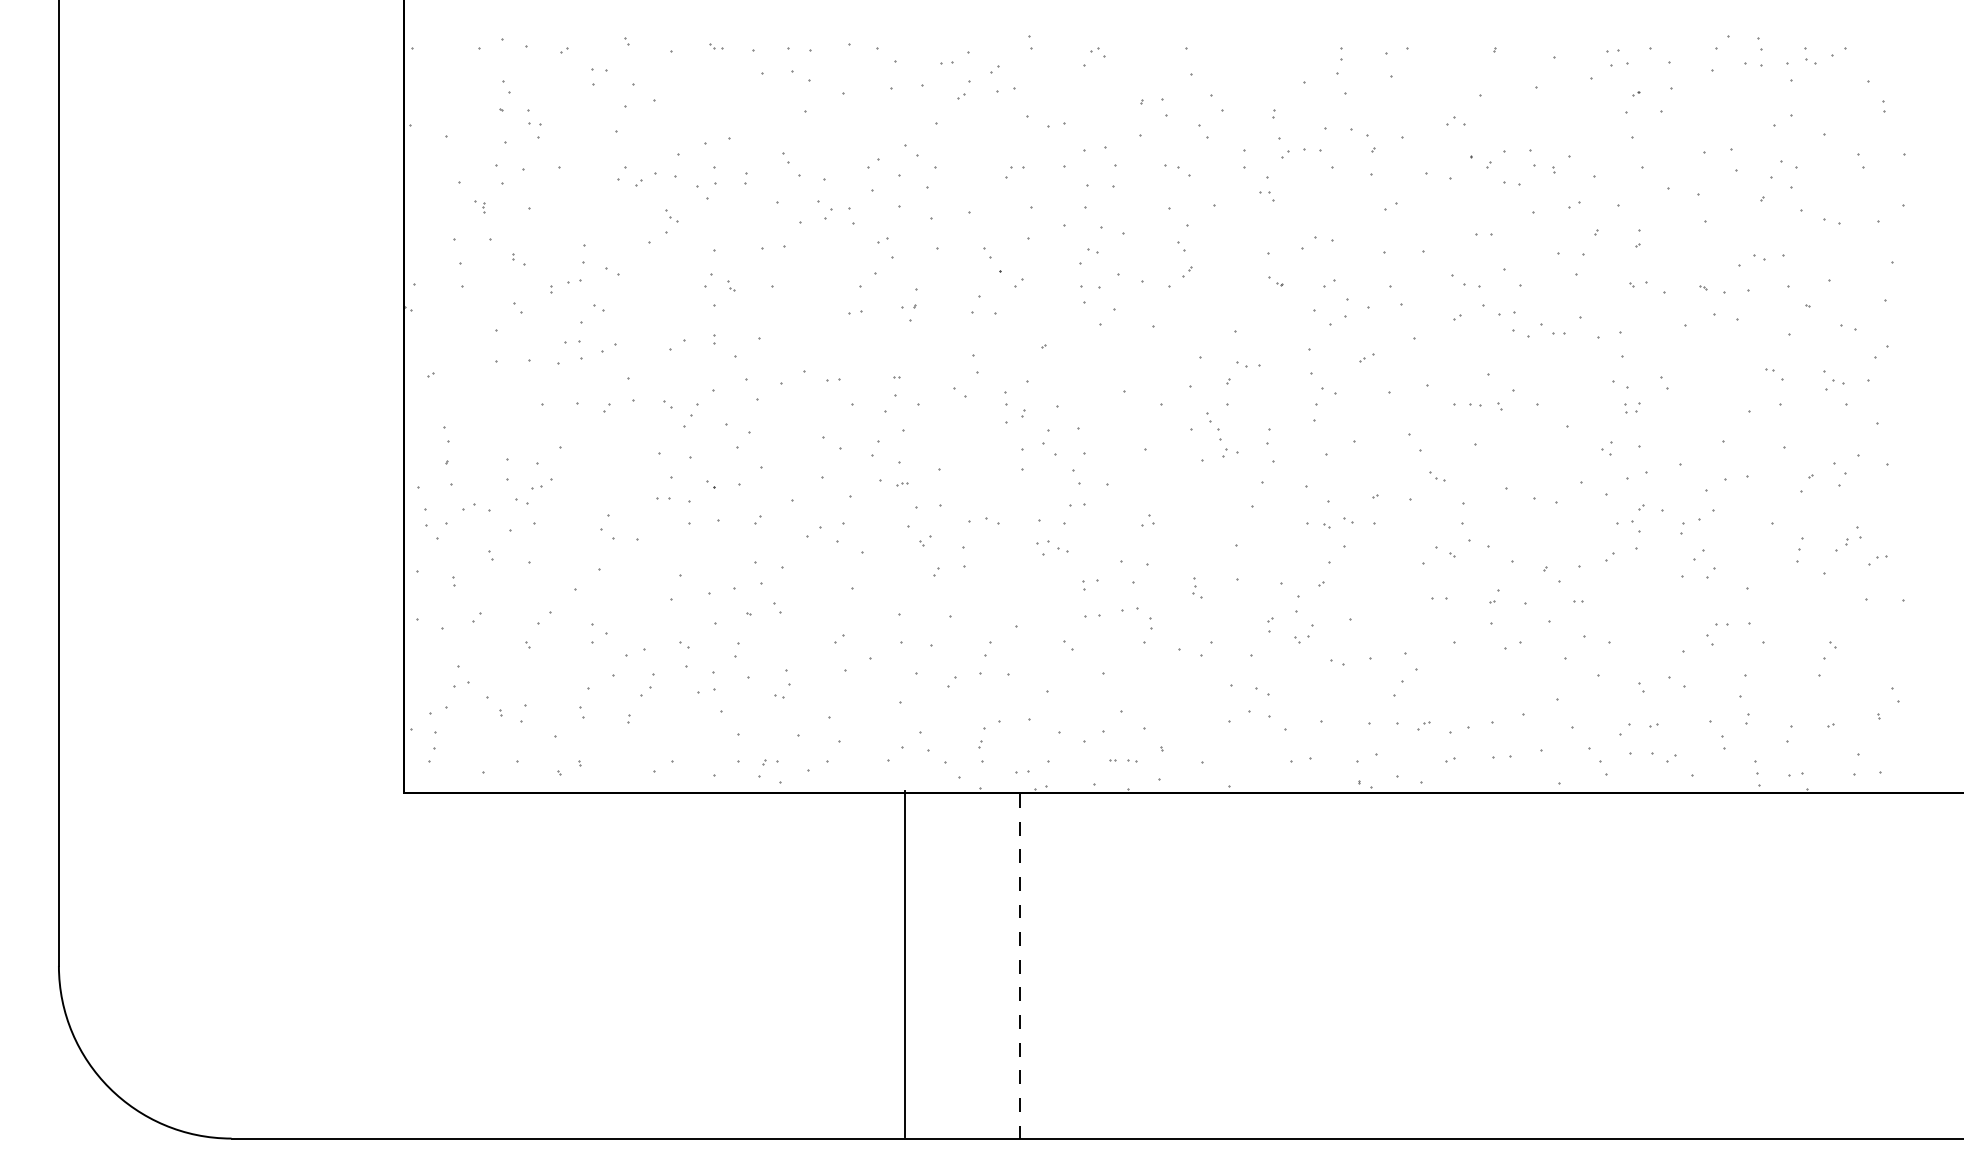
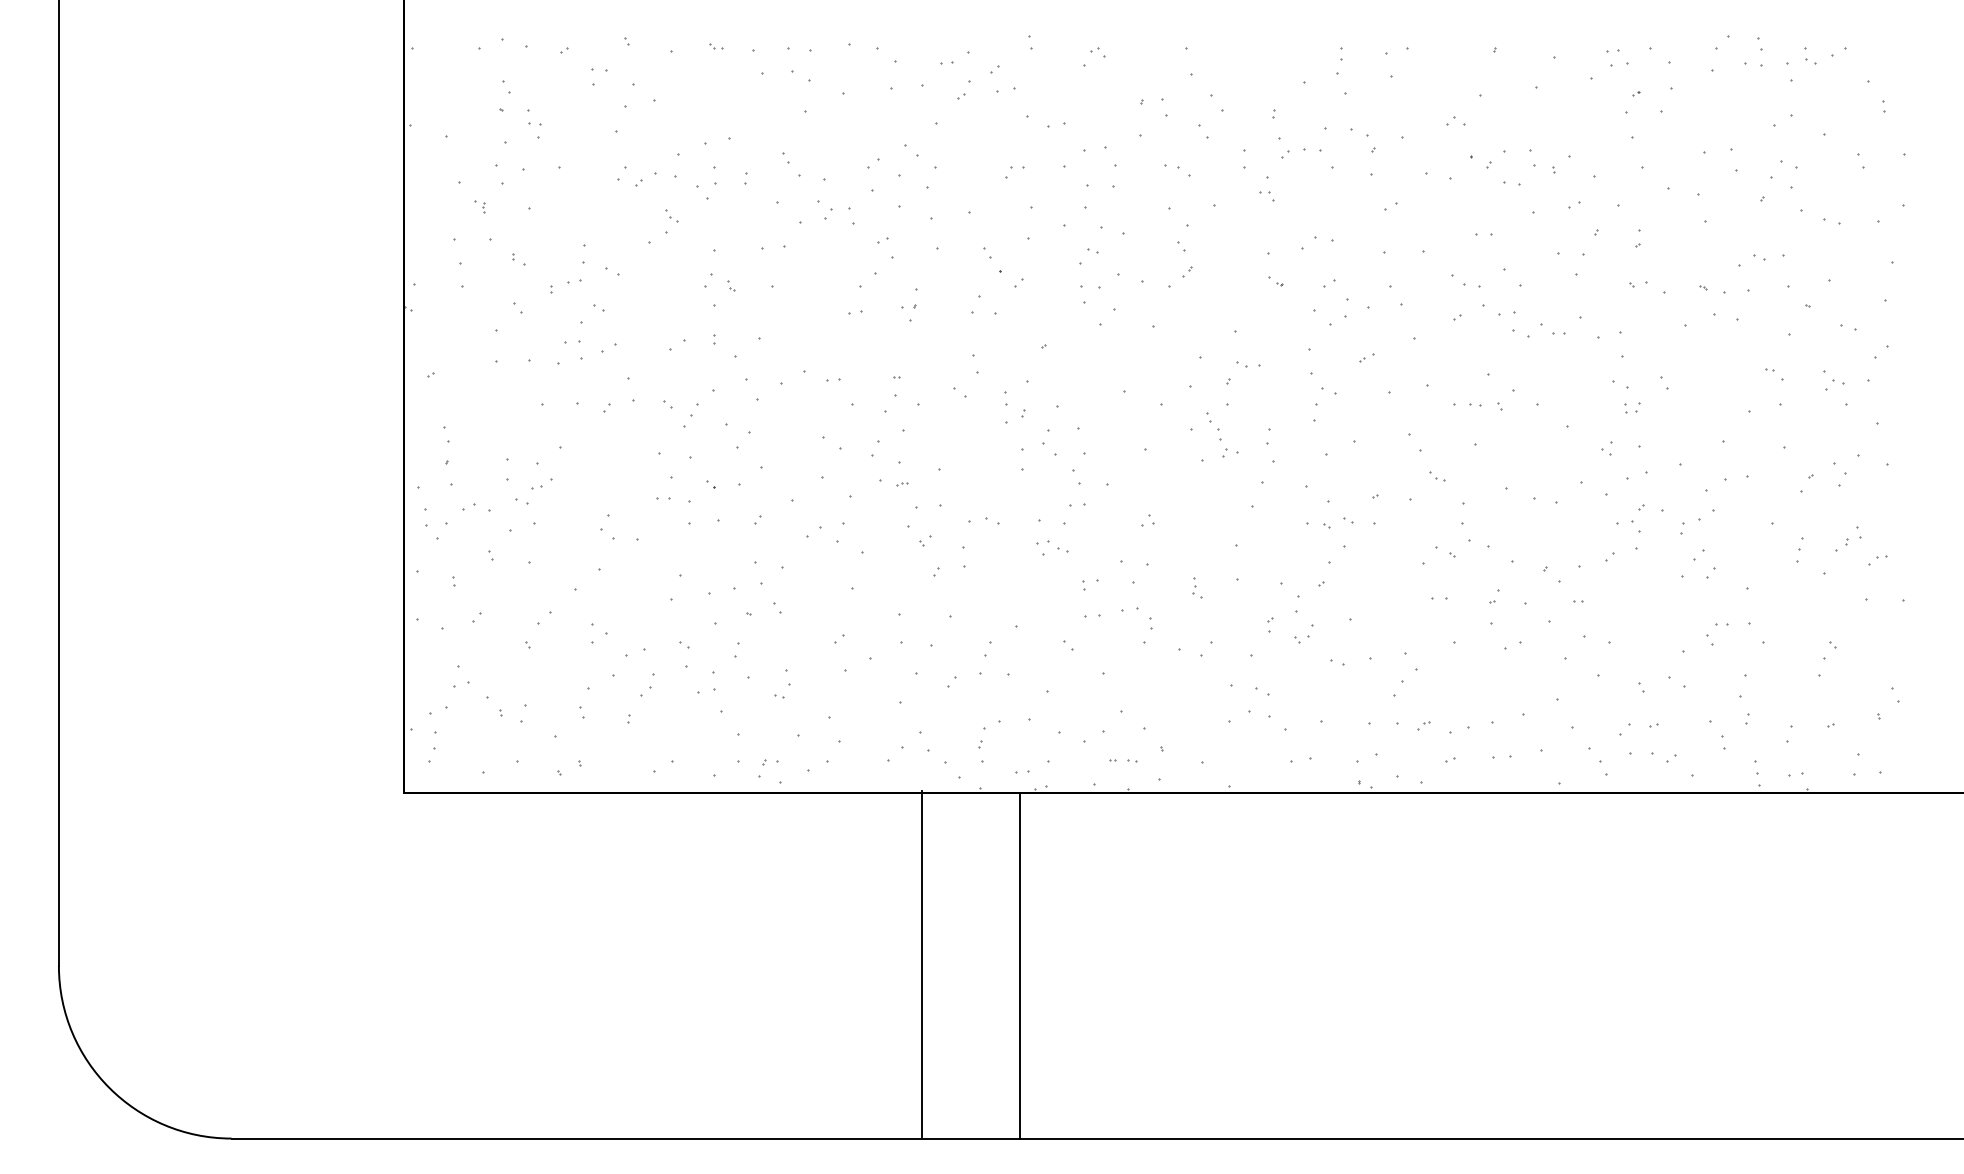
line position: (905, 963) -> (922, 963) (922, 963)
line: dashed -> solid (1019, 966)
